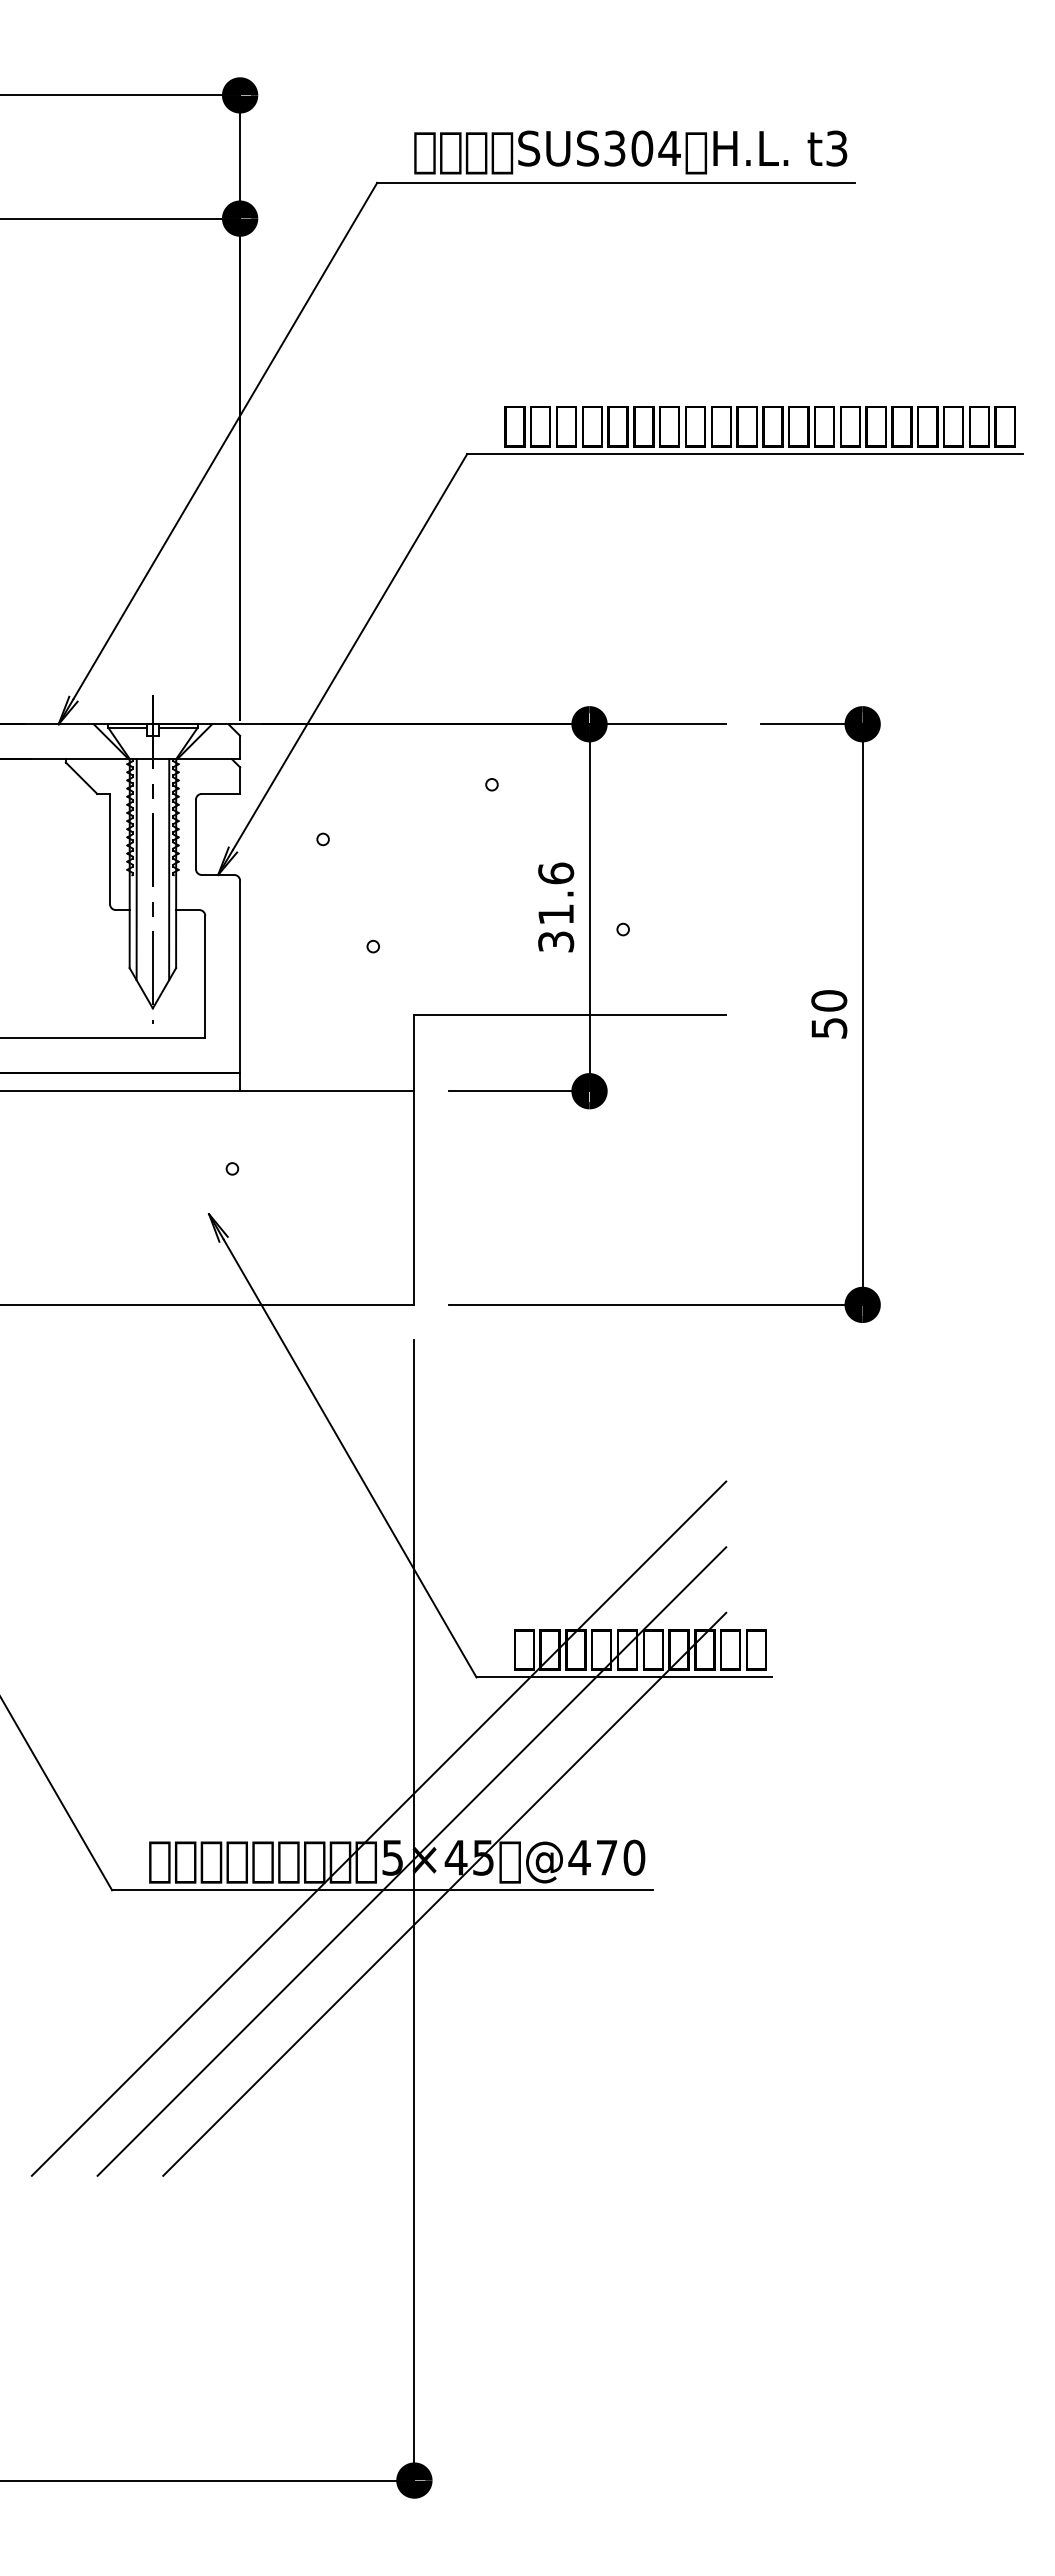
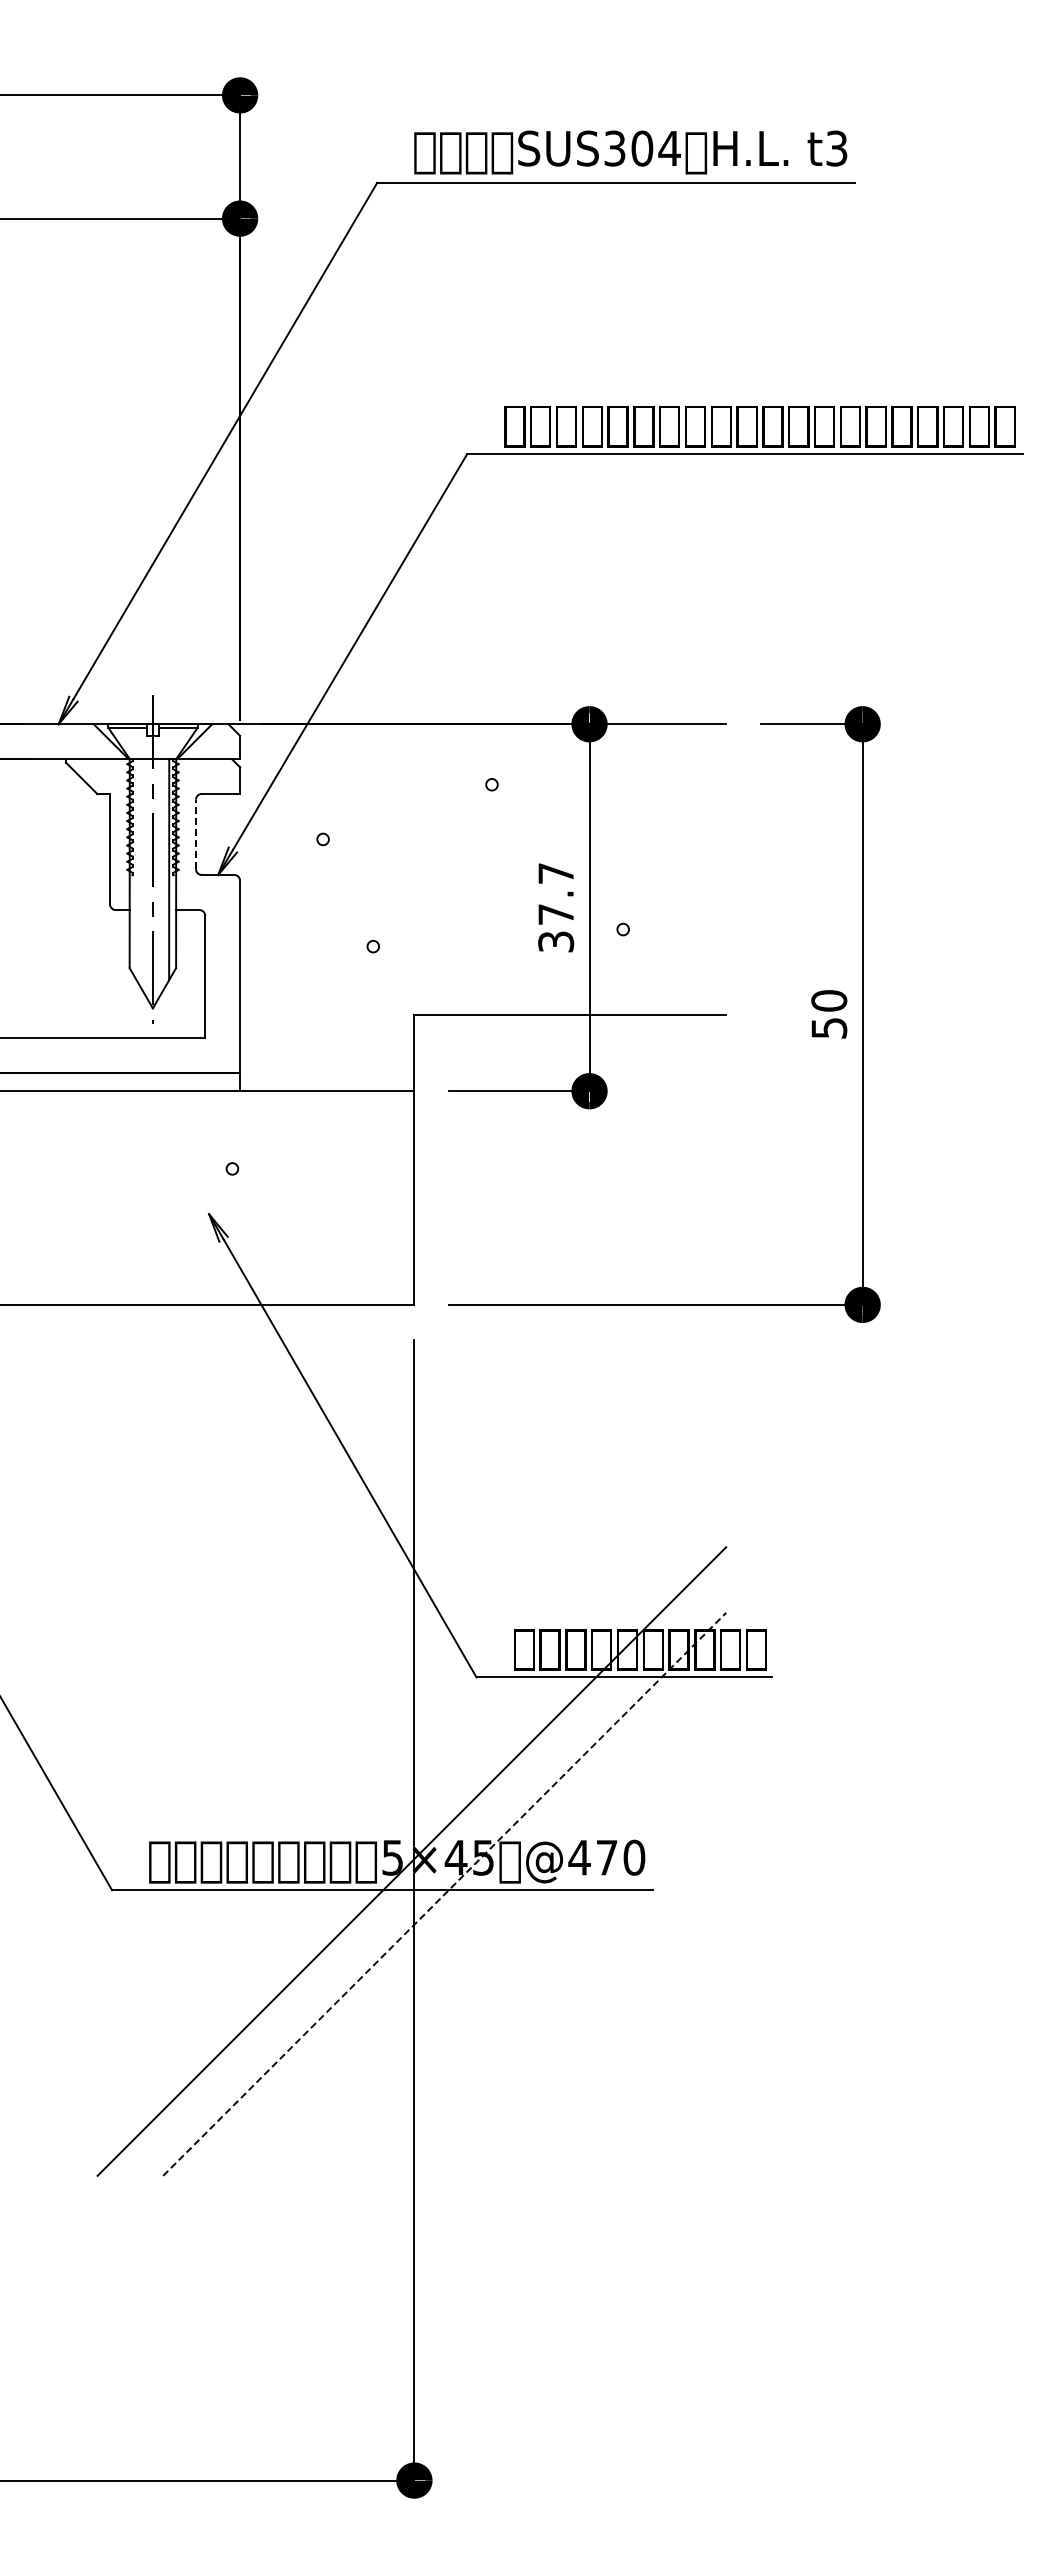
line: solid -> dashed (195, 834)
line: present -> none (136, 869)
text: 31.6 -> 37.7 (556, 893)
line: present -> none (378, 1828)
line: solid -> dashed (445, 1894)
